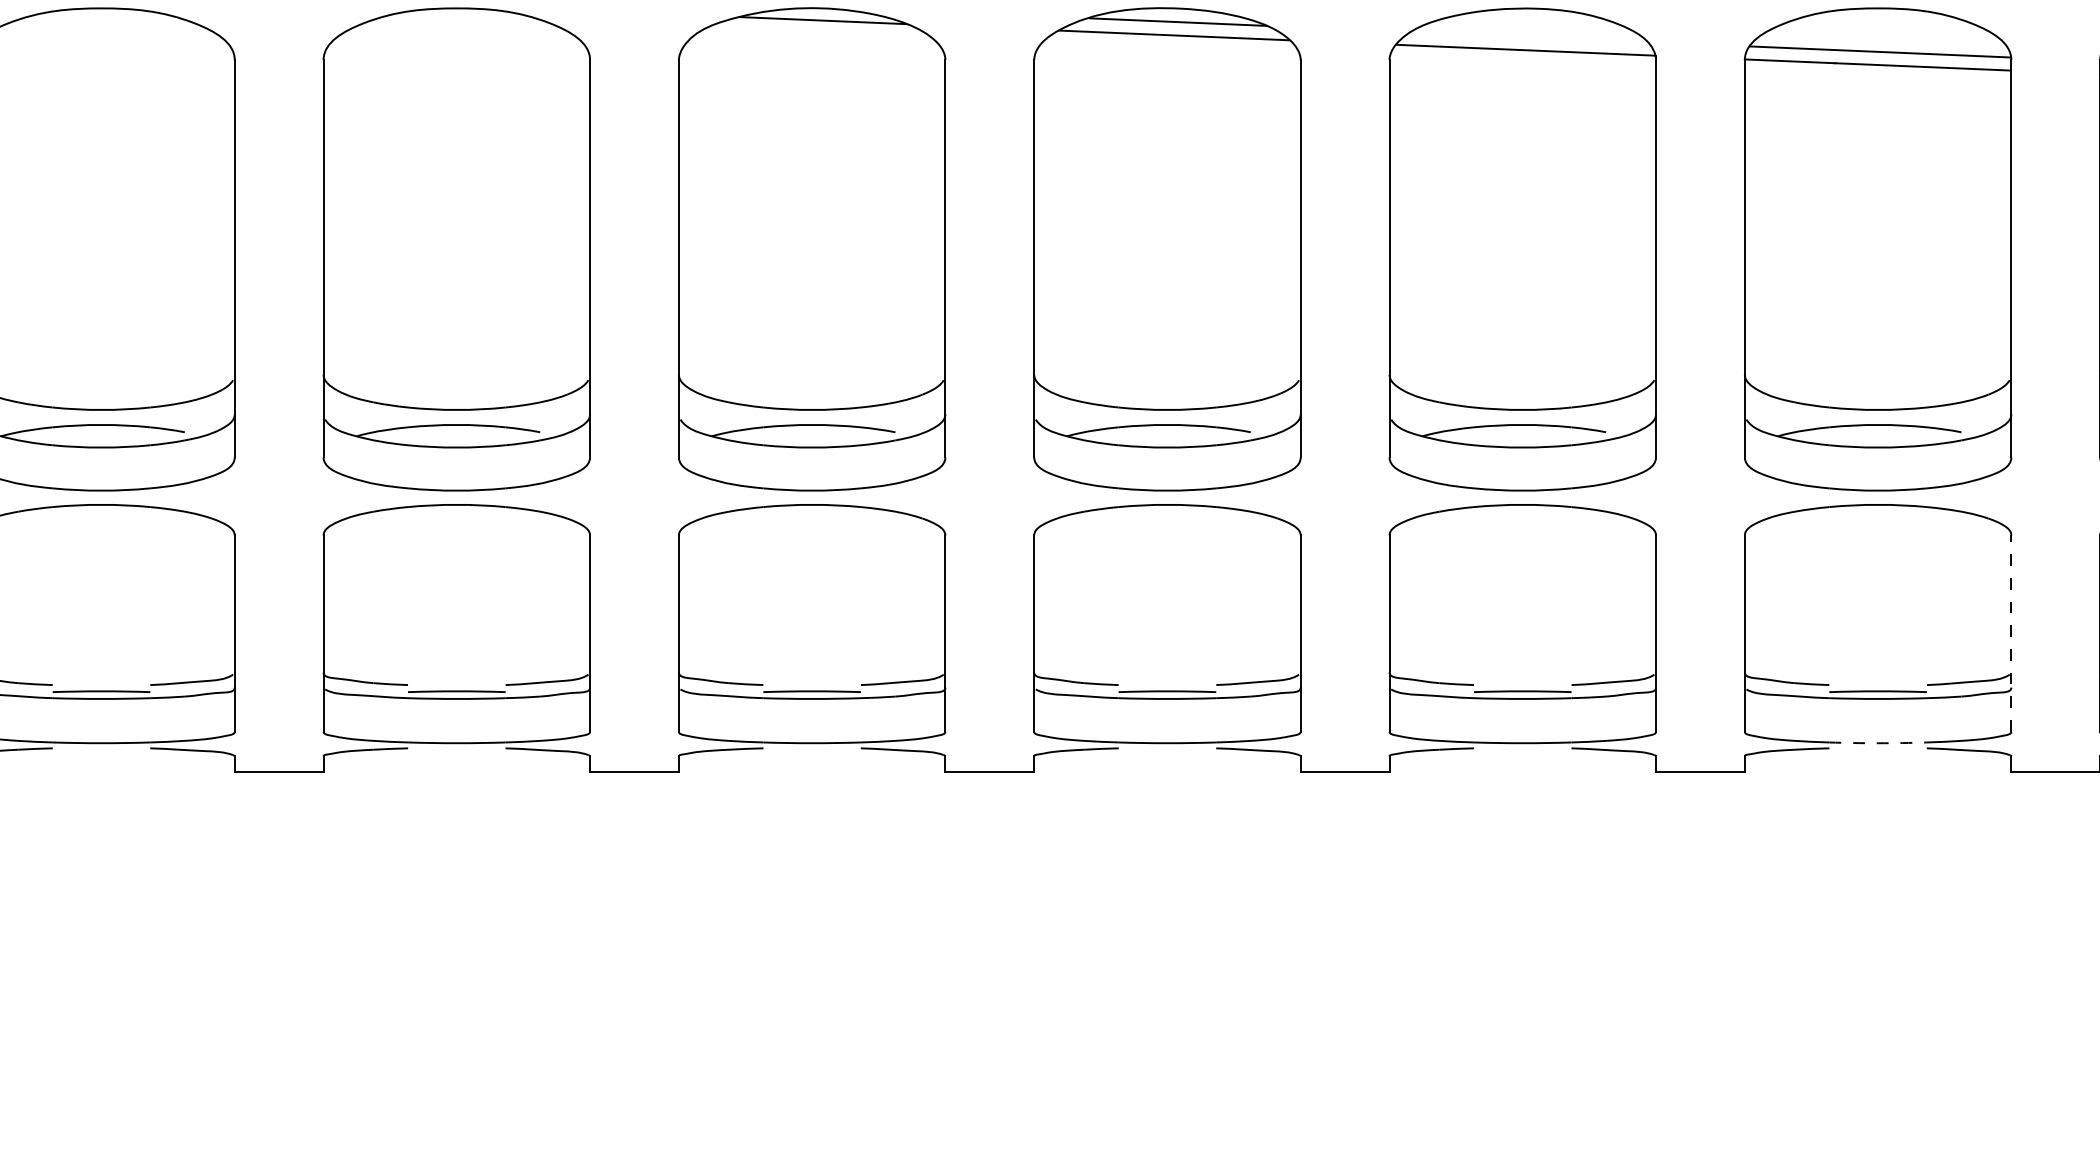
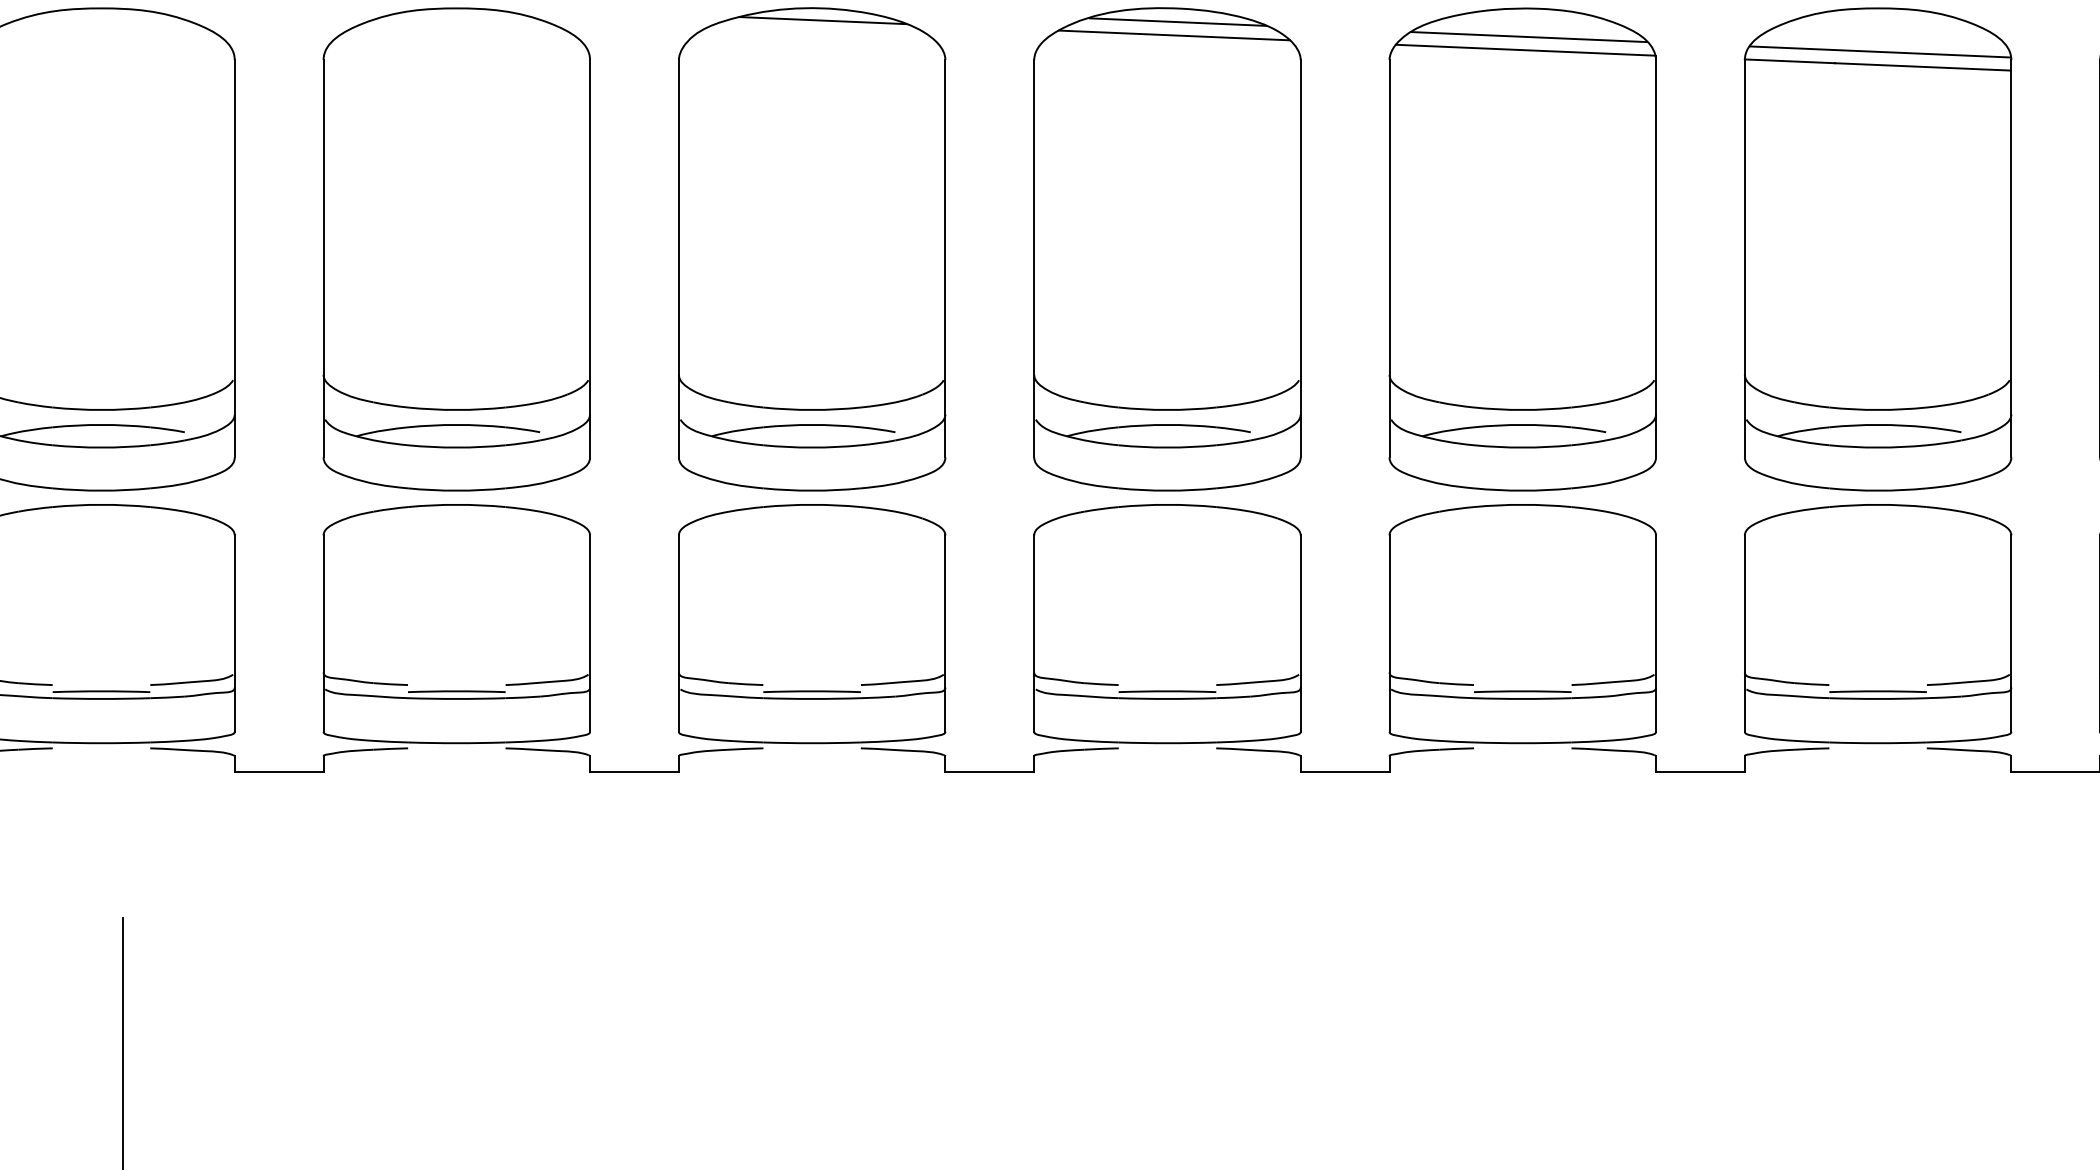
line: none -> present (1528, 37)
line: dashed -> solid (2011, 633)
arc: dashed -> solid (1878, 743)
line: none -> present (122, 1042)
